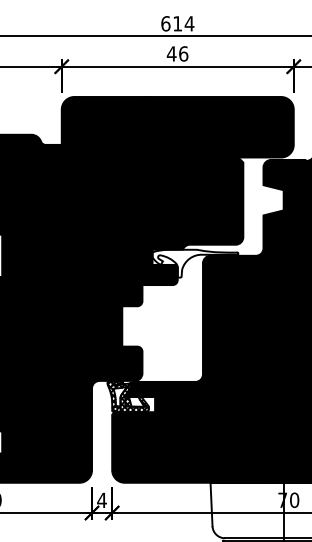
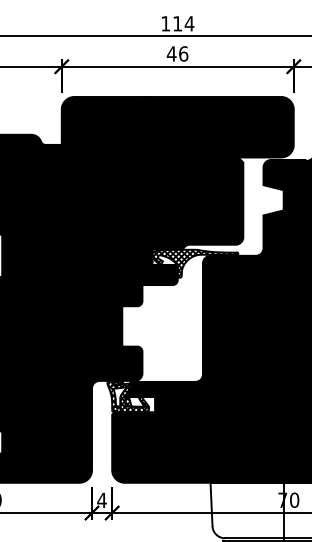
text: 614 -> 114 (165, 23)
hatch: none -> present (194, 263)
